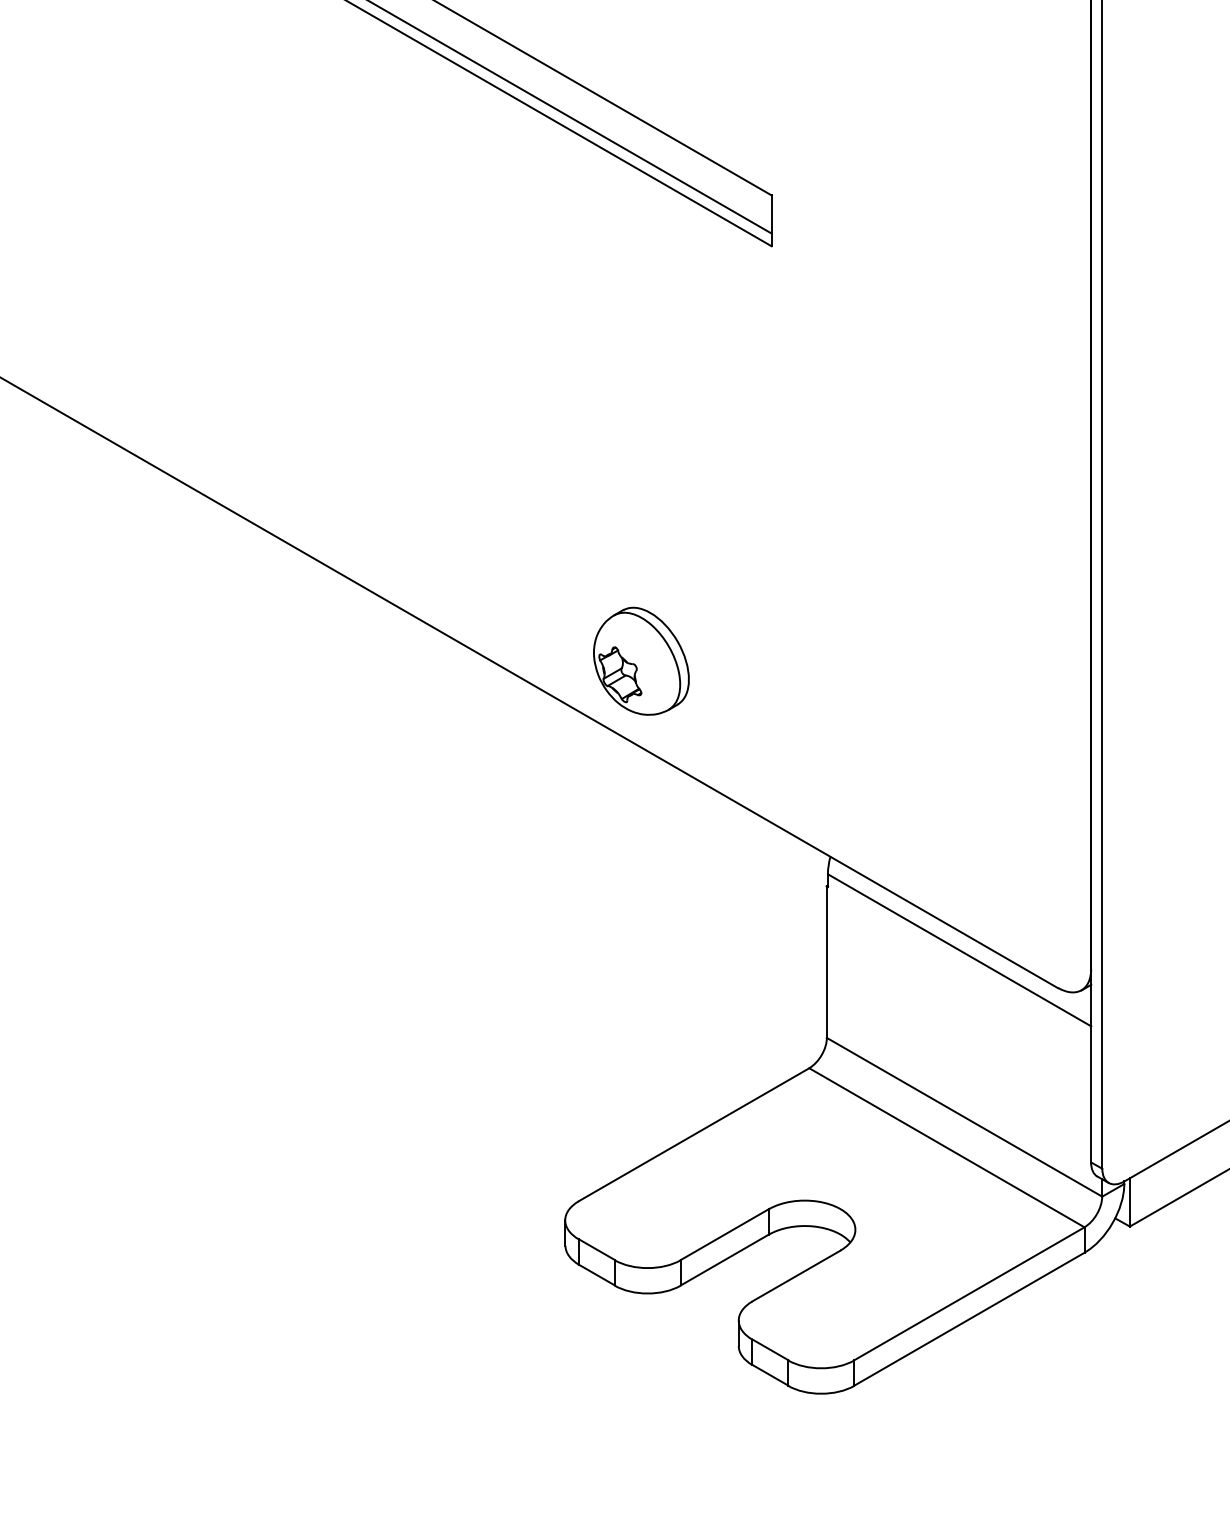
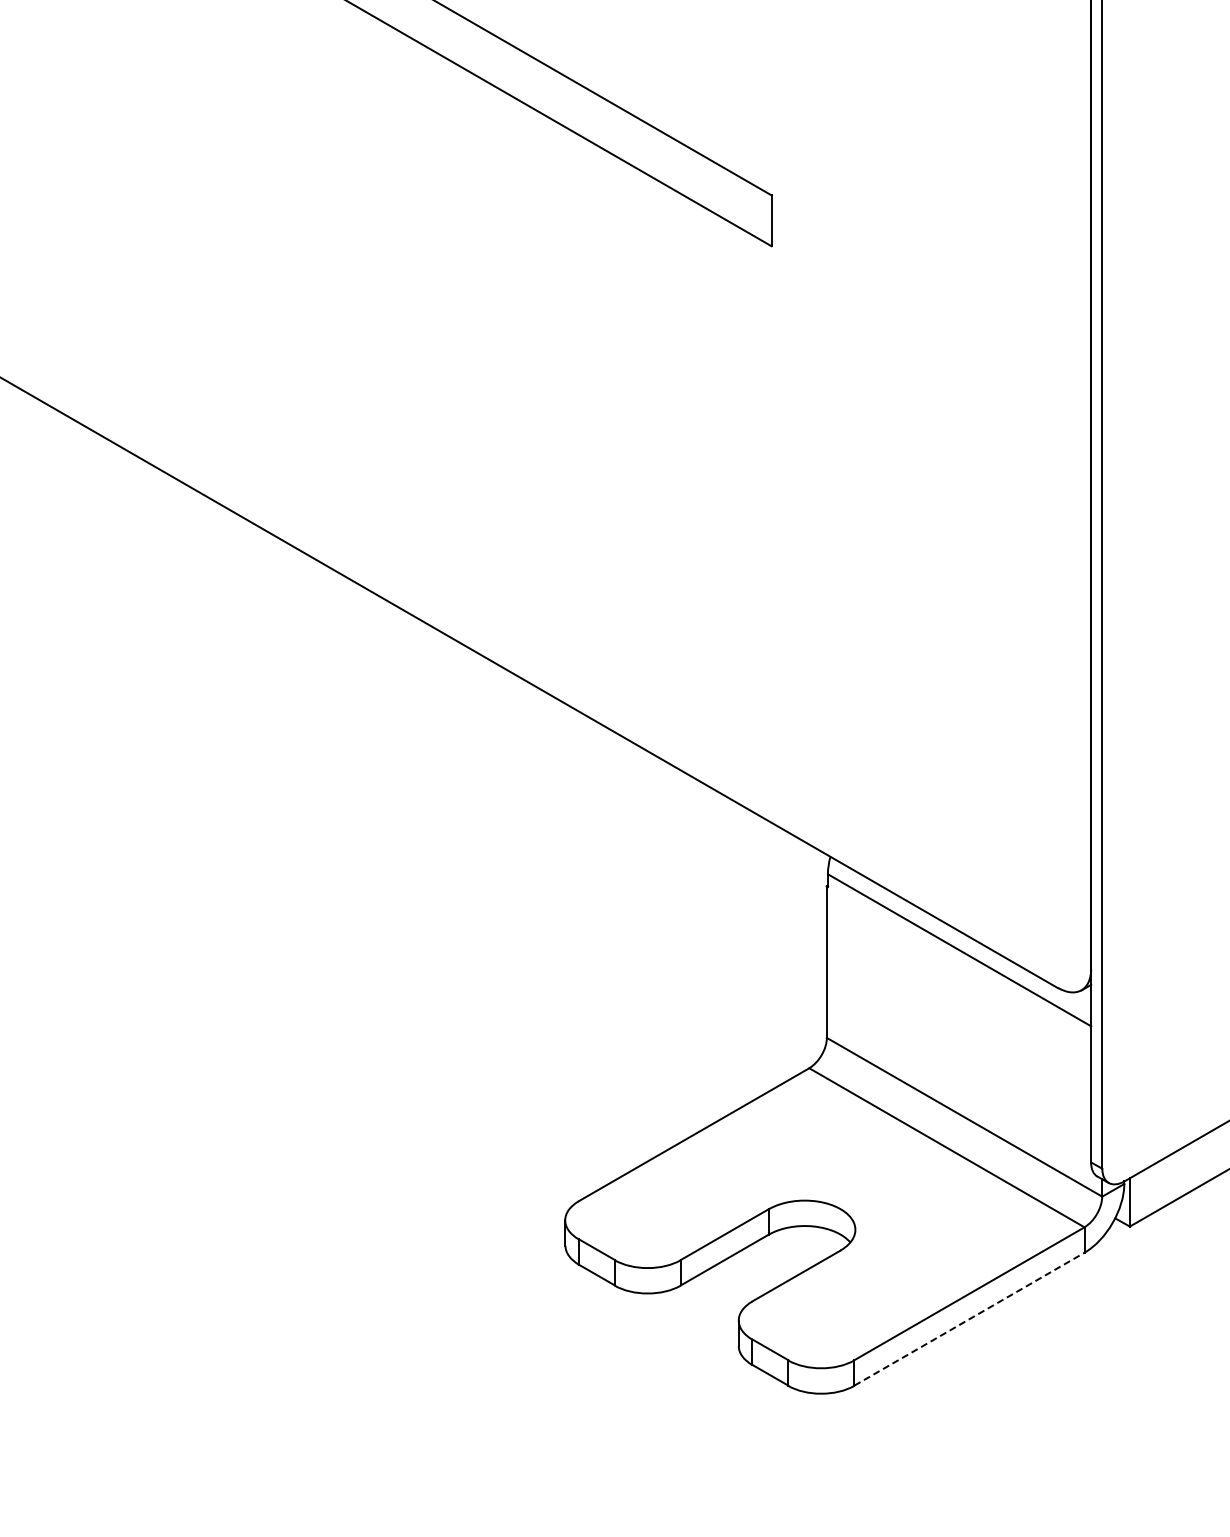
line: present -> none (571, 117)
part: present -> none (641, 660)
line: solid -> dashed (969, 1319)
